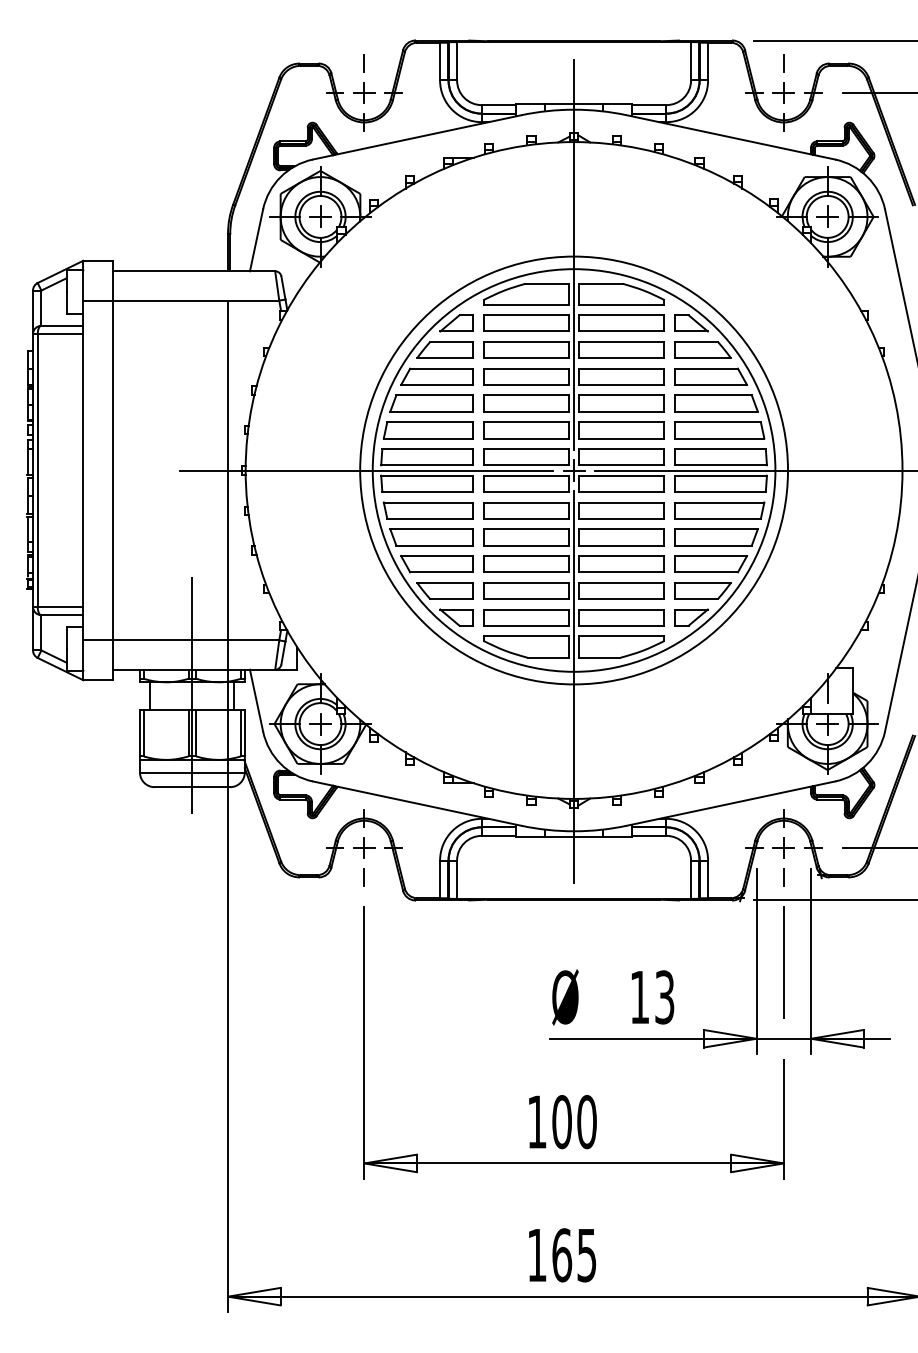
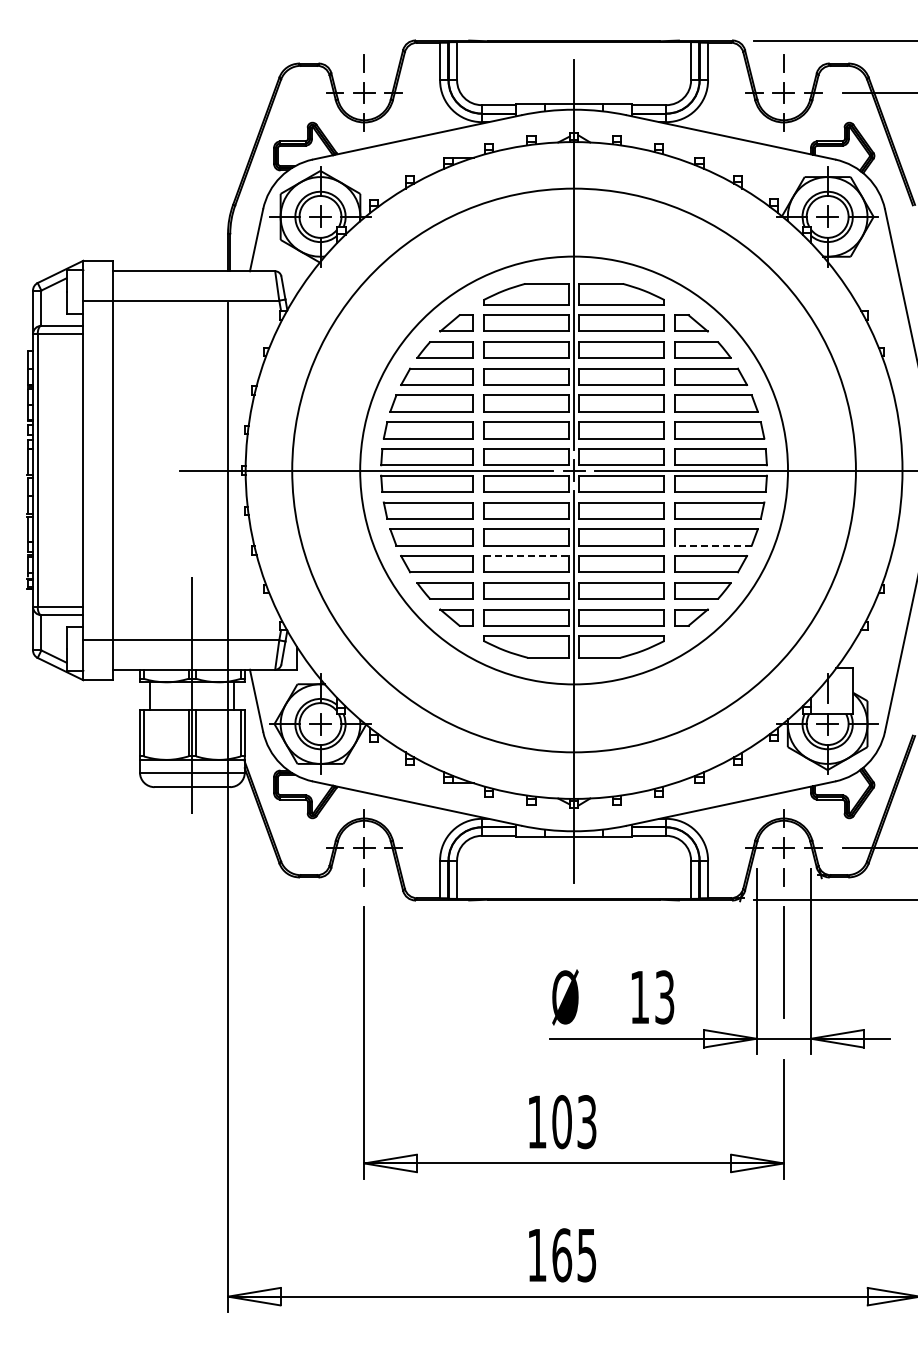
circle diameter: 403 px -> 564 px (573, 470)
line: solid -> dashed (712, 545)
line: solid -> dashed (526, 556)
text: 100 -> 103 (586, 1122)
